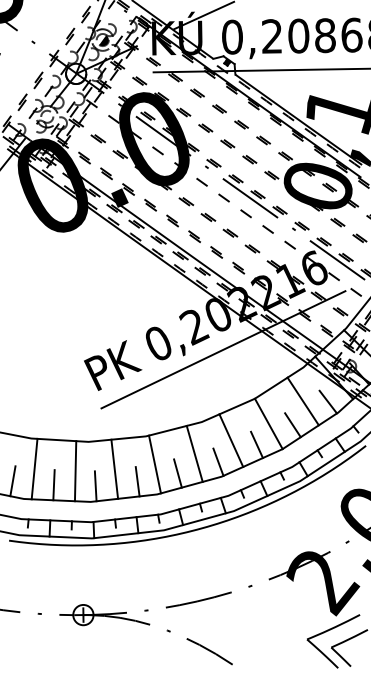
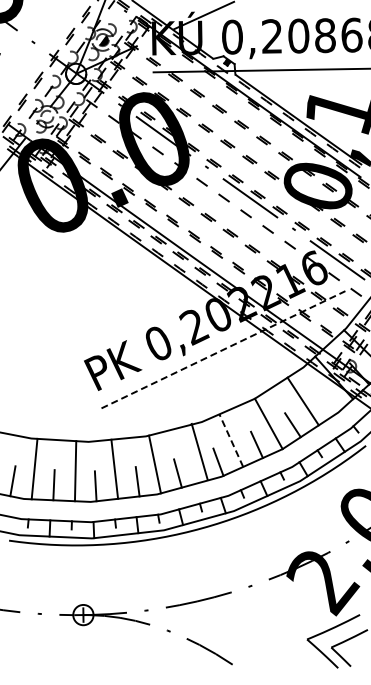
line: solid -> dashed (223, 349)
line: present -> none (327, 401)
line: solid -> dashed (231, 440)
line position: (194, 453) -> (199, 451) (199, 451)
